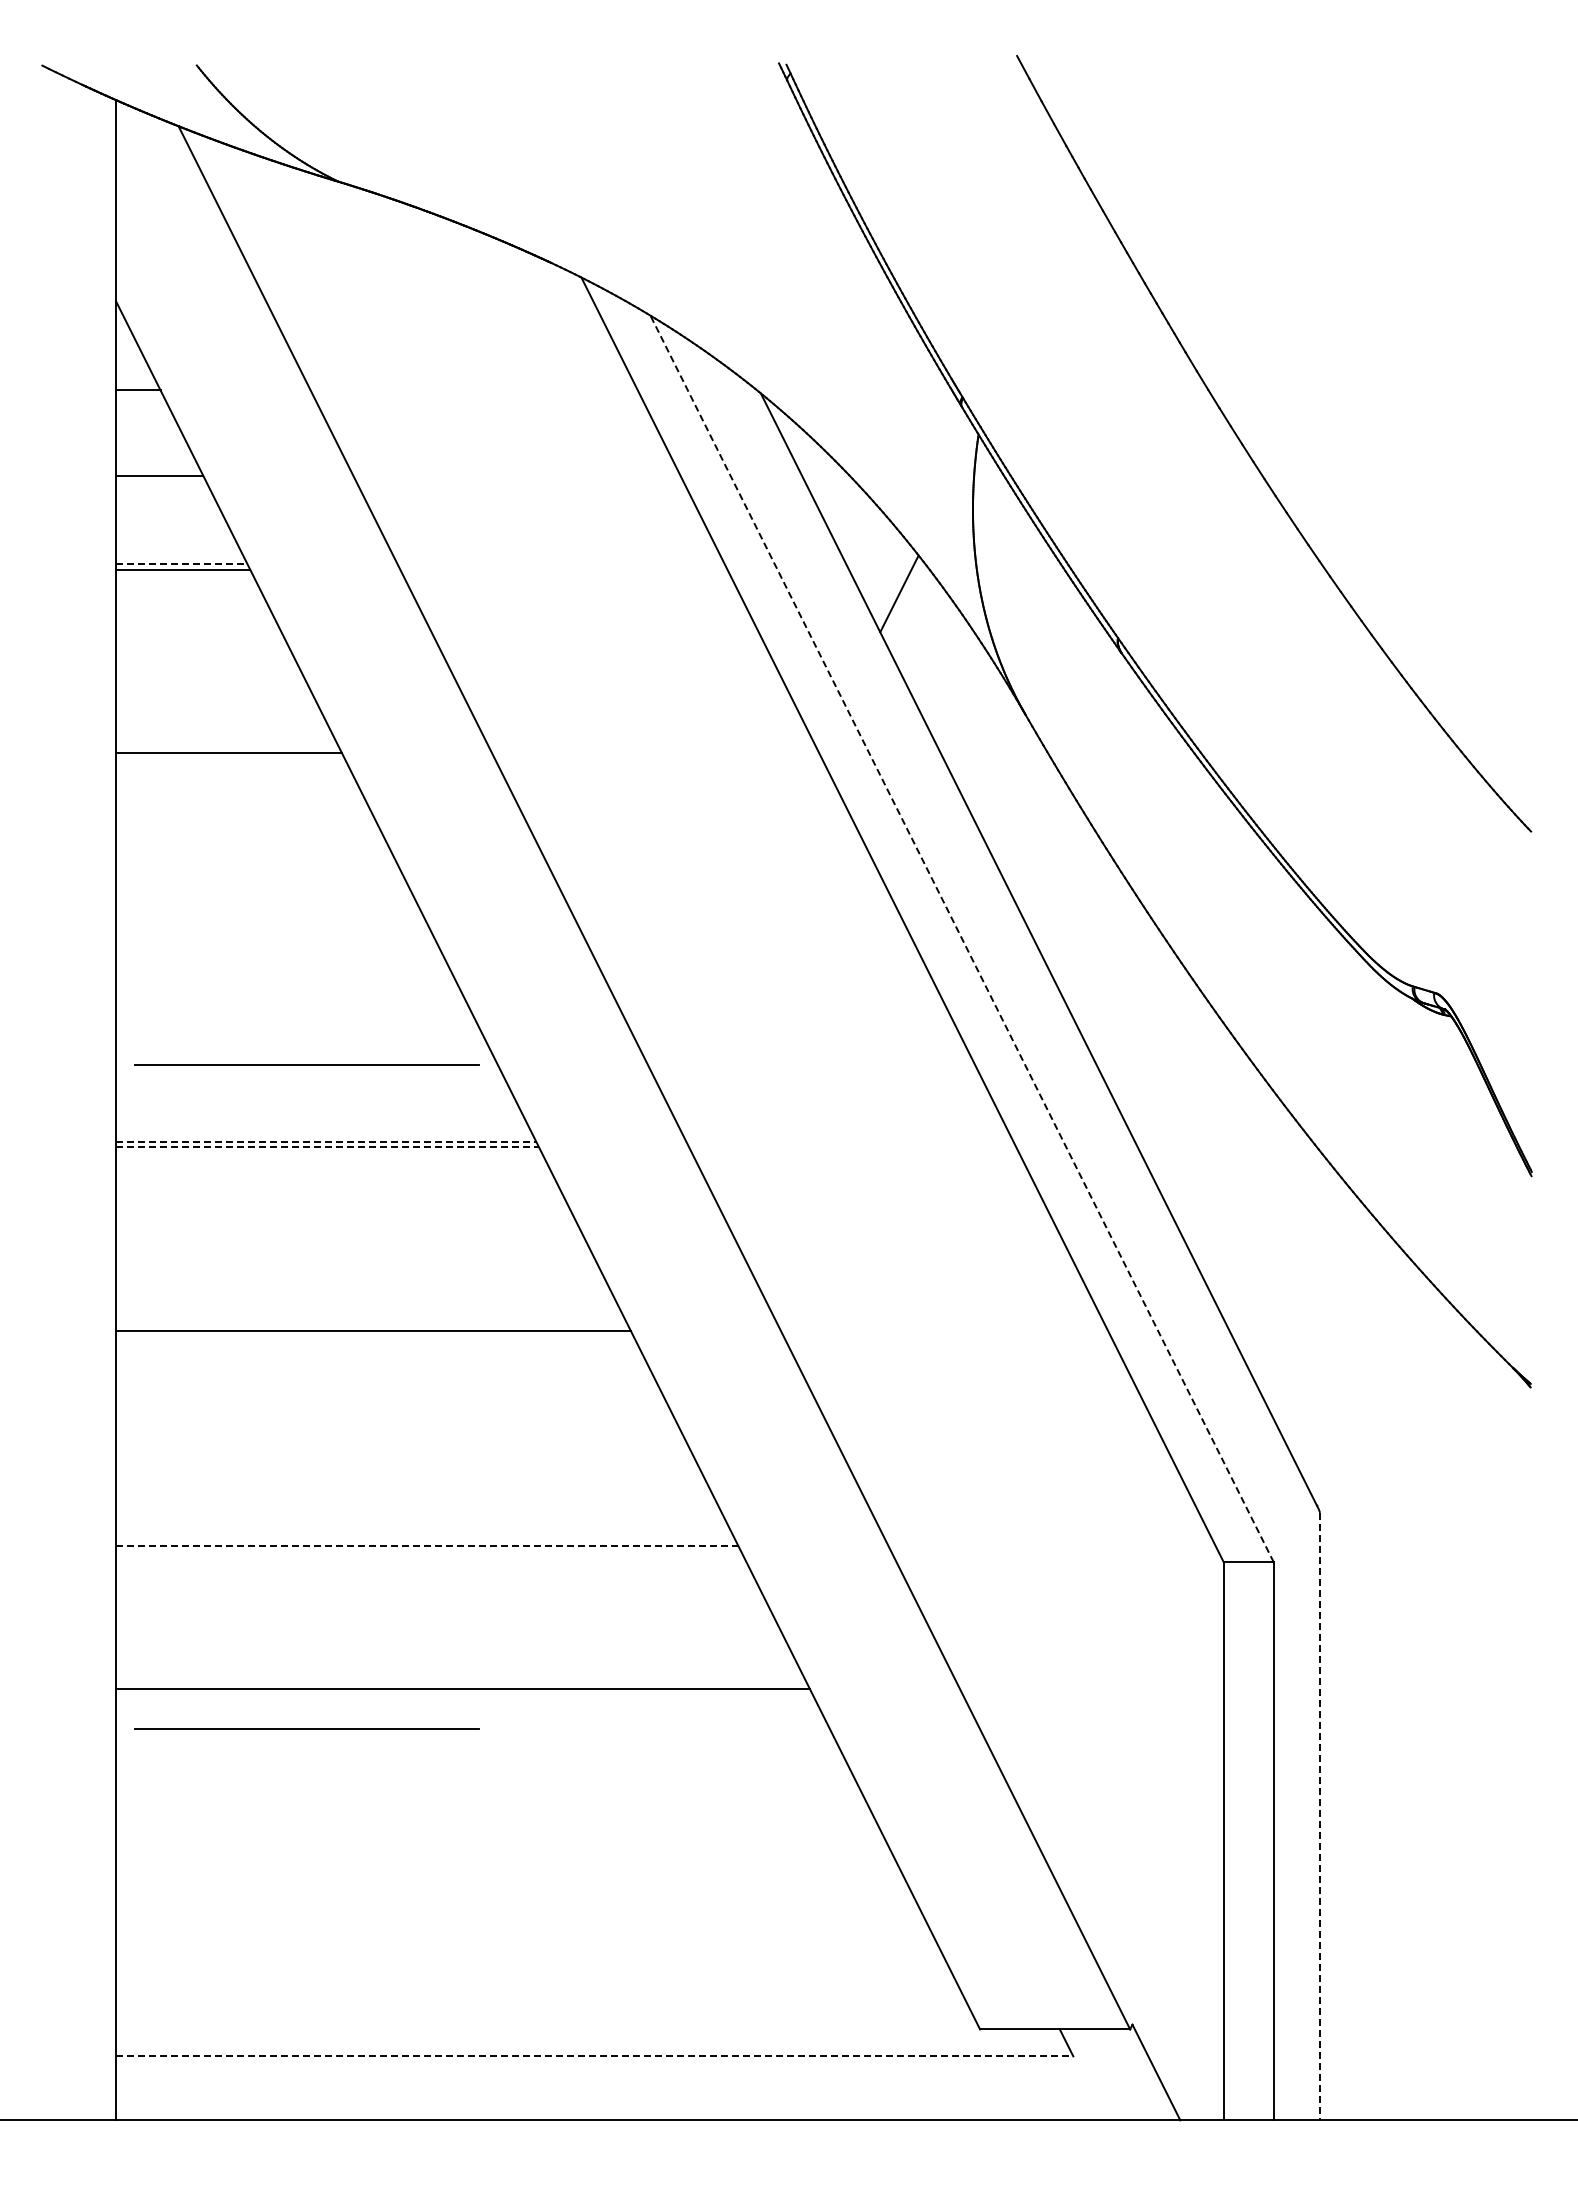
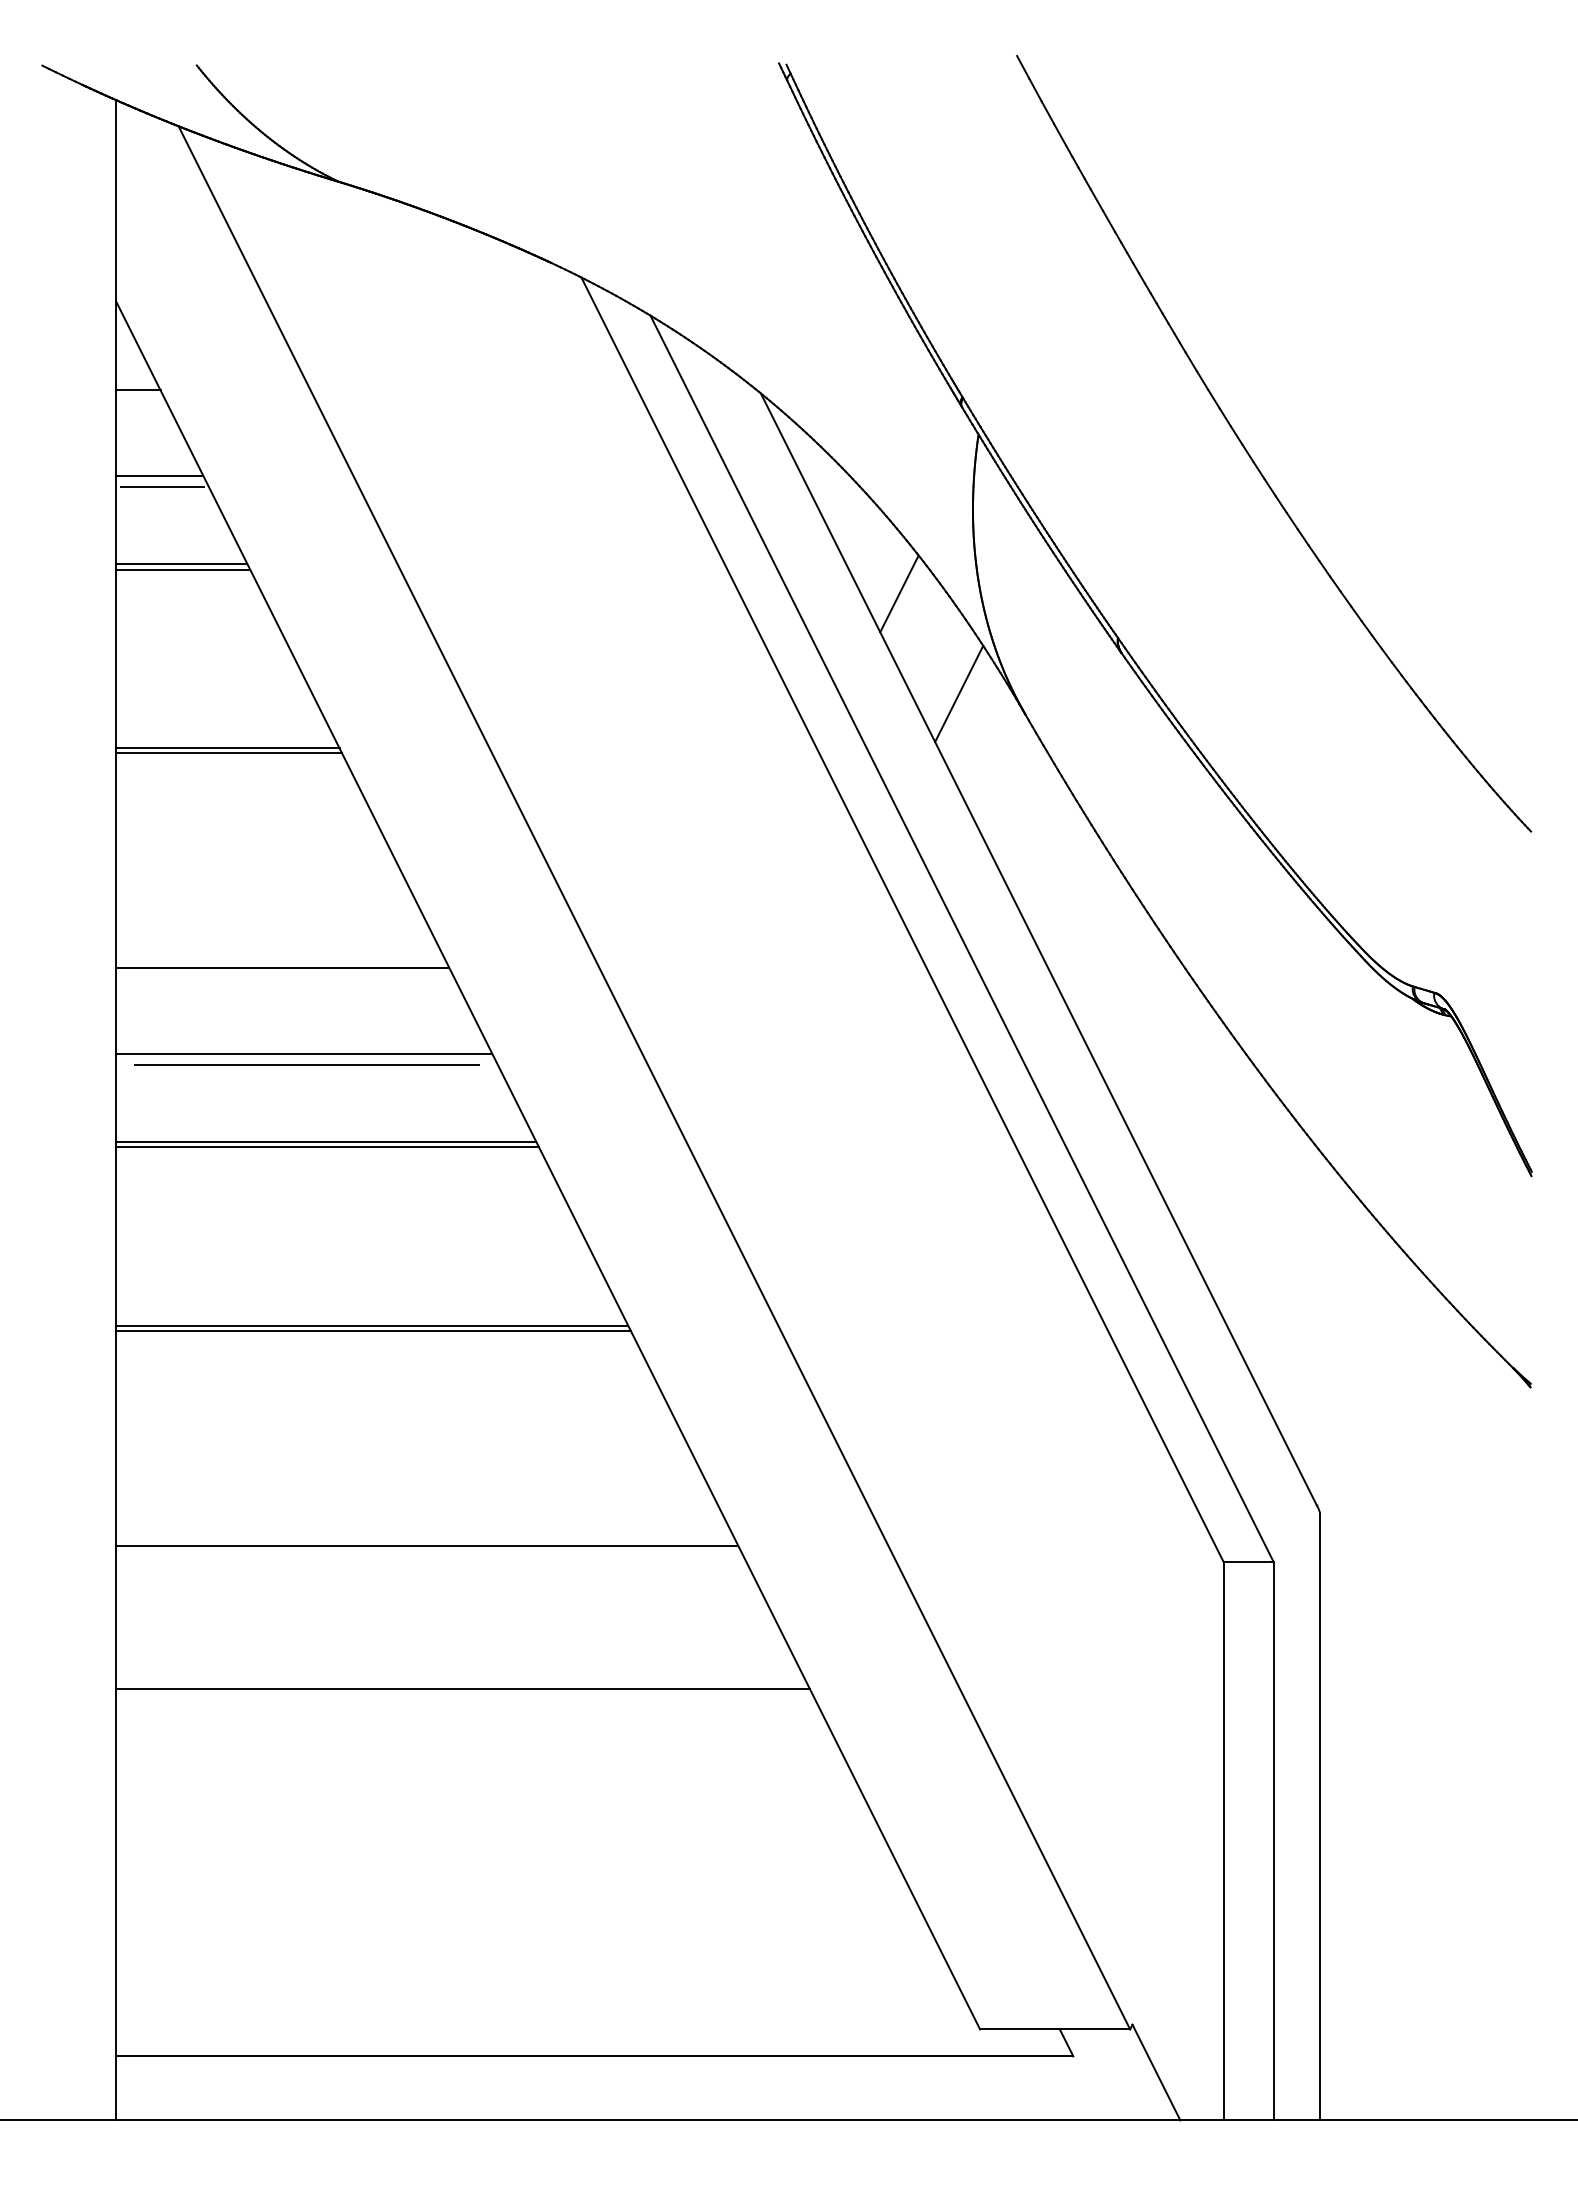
line: none -> present (162, 487)
line: dashed -> solid (181, 564)
line: none -> present (959, 693)
line: none -> present (227, 748)
line: dashed -> solid (961, 938)
line: none -> present (282, 968)
line: none -> present (304, 1053)
line: dashed -> solid (326, 1141)
line: dashed -> solid (328, 1147)
line: none -> present (372, 1326)
line: dashed -> solid (427, 1545)
line: present -> none (306, 1728)
line: dashed -> solid (1320, 1816)
line: dashed -> solid (594, 2056)
